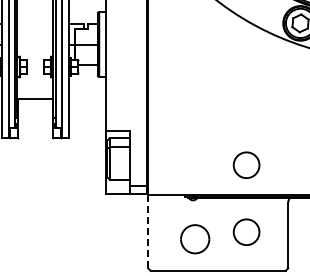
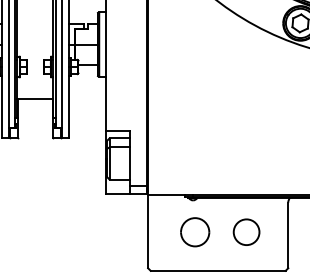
circle: present -> none (246, 164)
line: dashed -> solid (148, 231)
part position: (195, 239) -> (195, 232) (195, 232)
